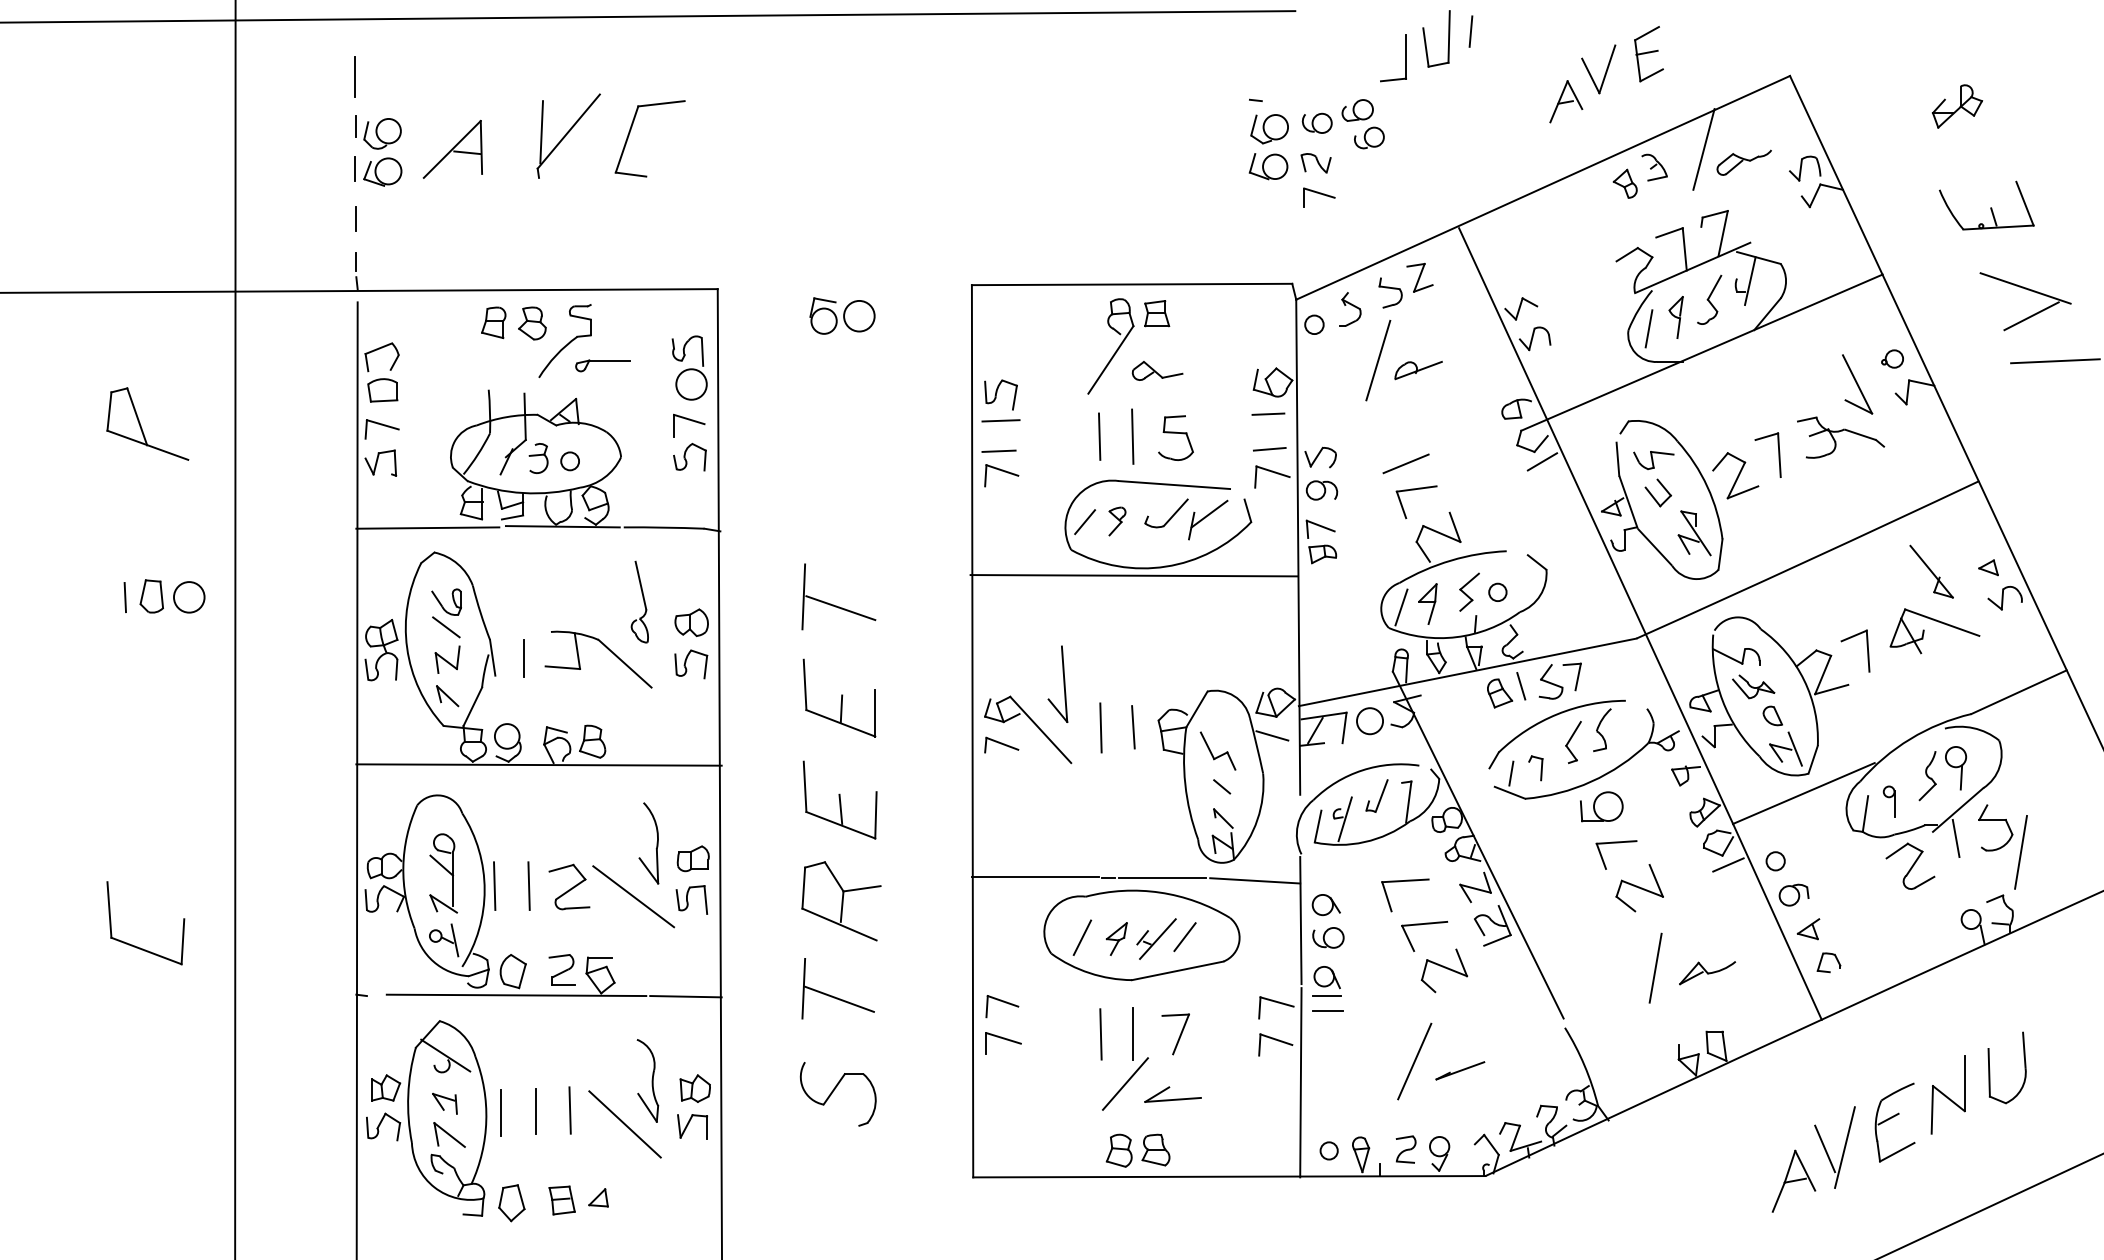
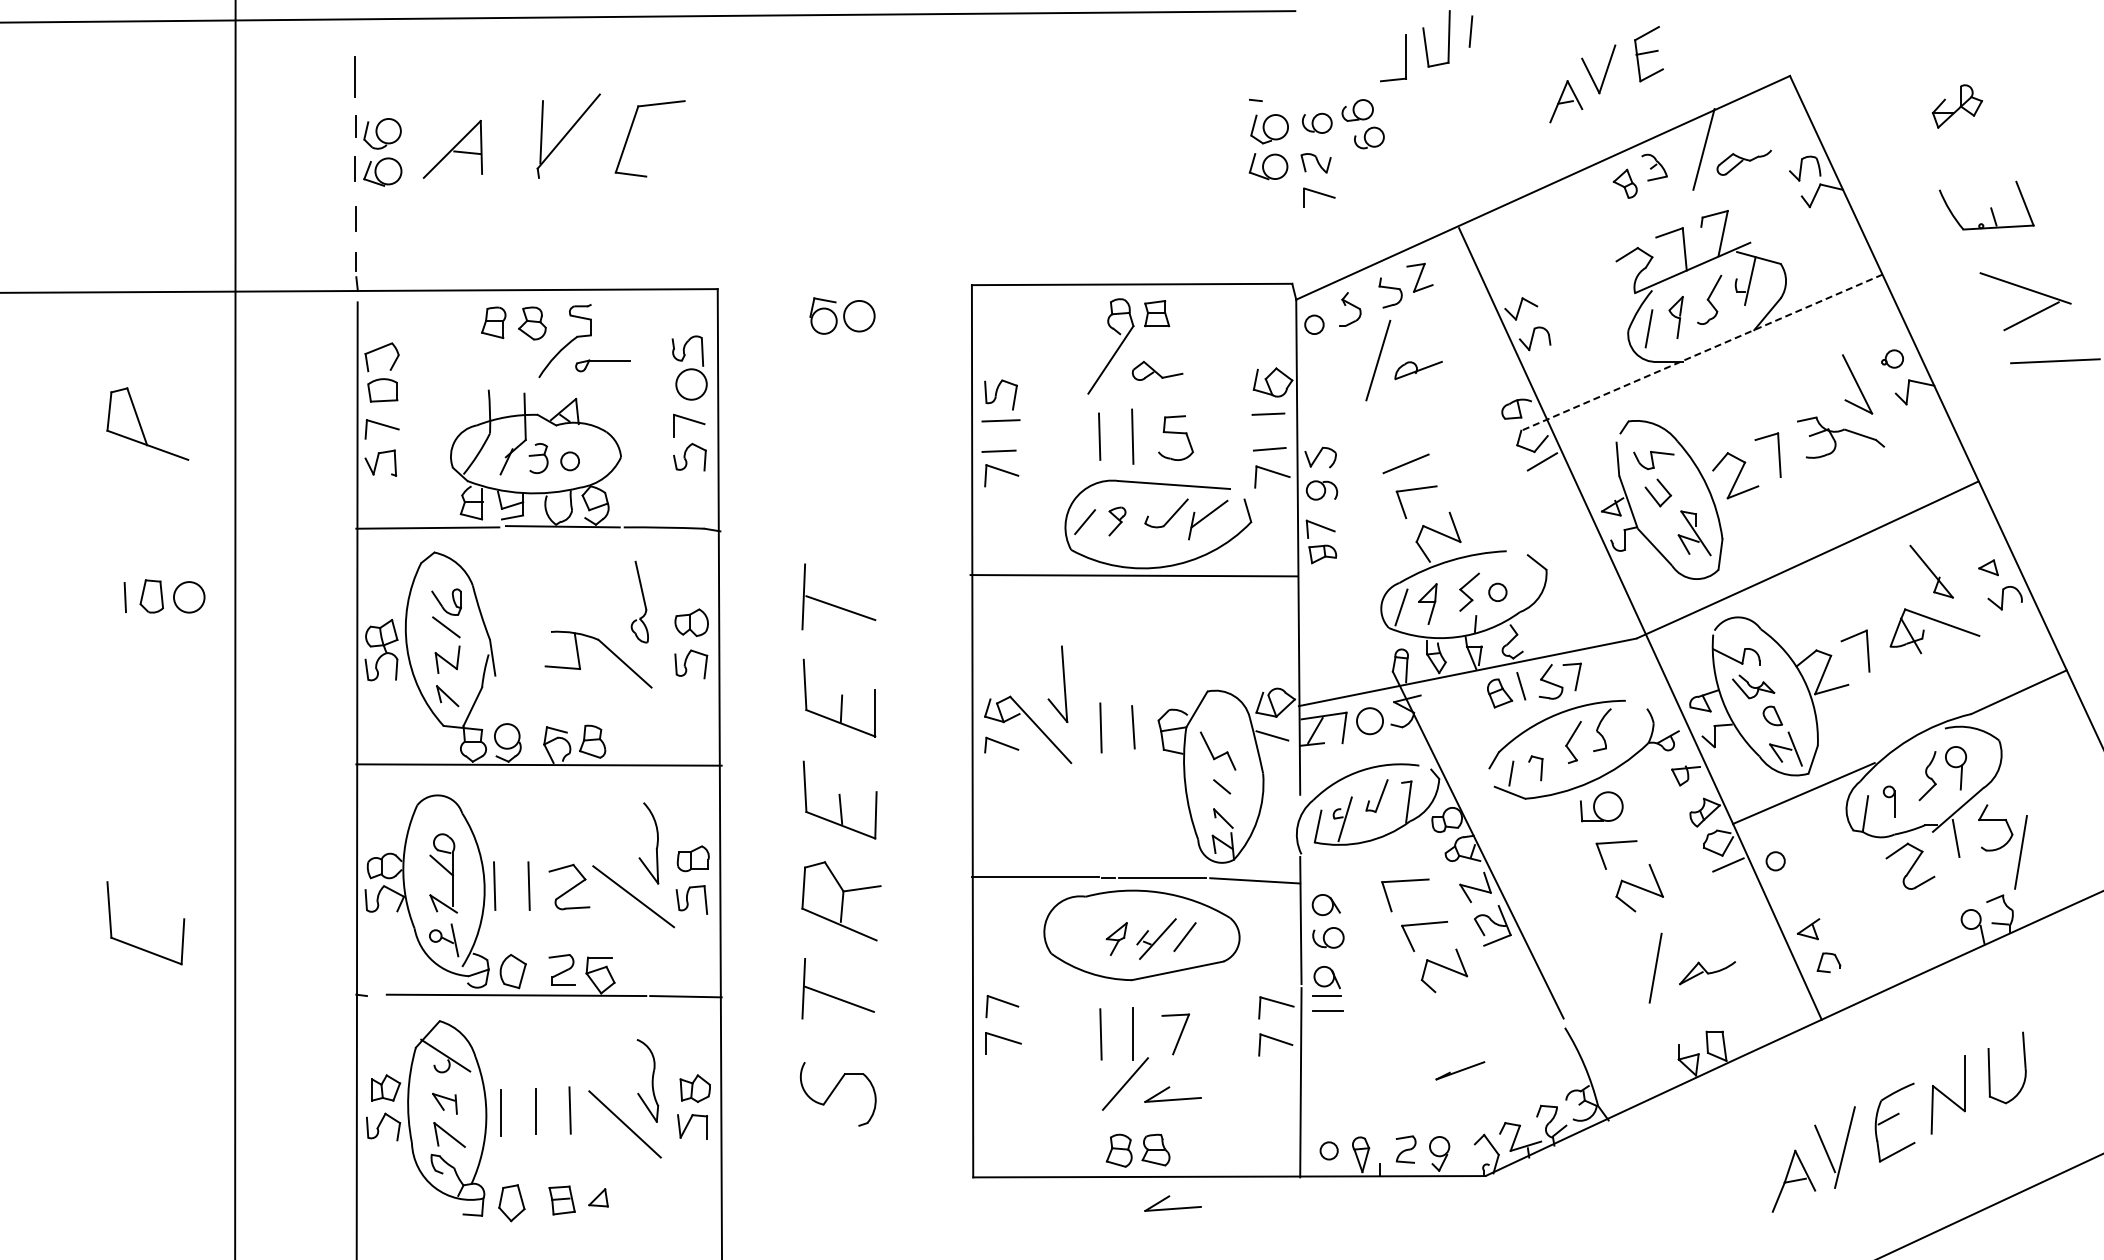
line: solid -> dashed (1701, 352)
line: present -> none (524, 657)
part: present -> none (1793, 894)
line: present -> none (1082, 937)
line: present -> none (1414, 1061)
part: none -> present (1172, 1203)
